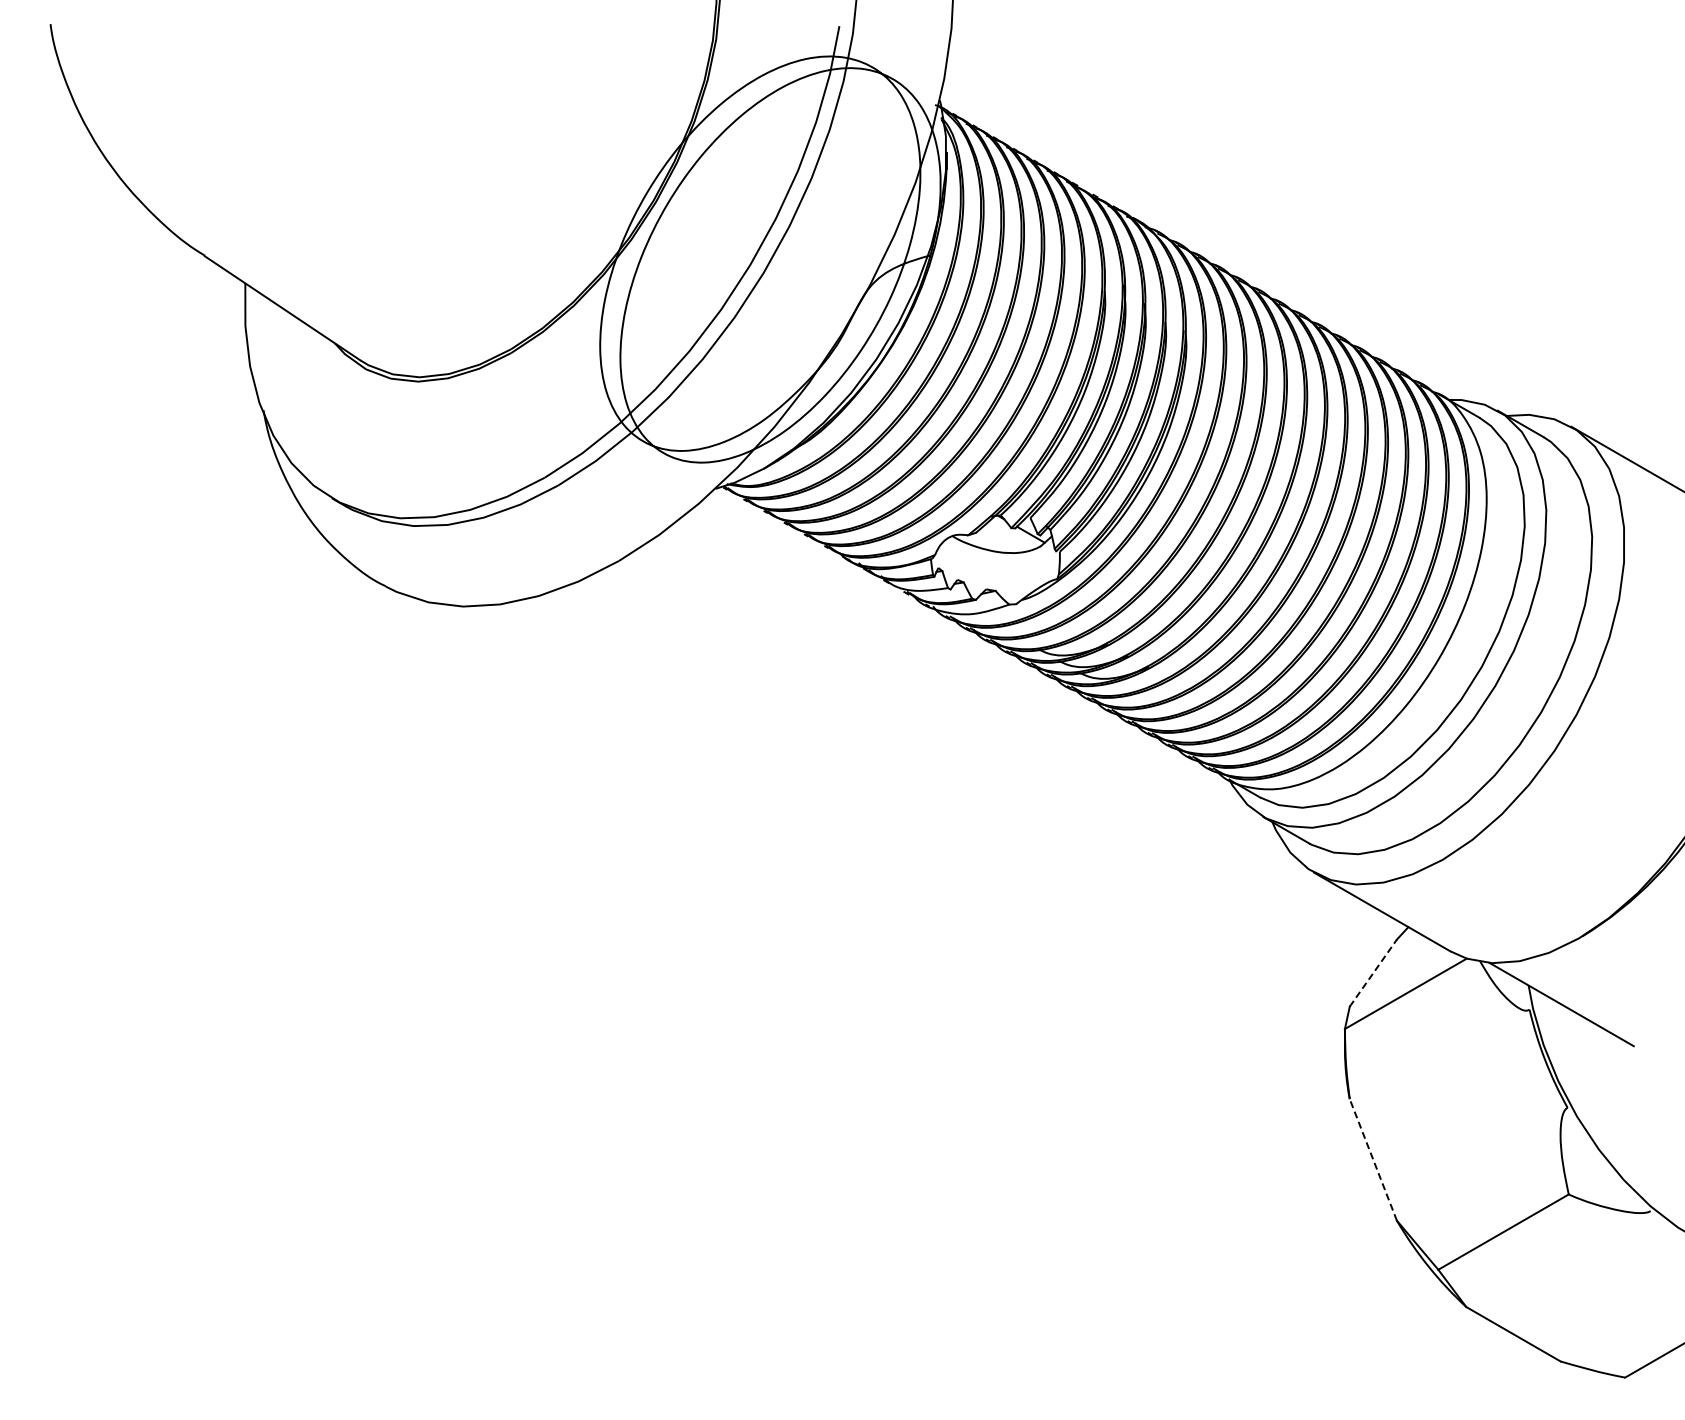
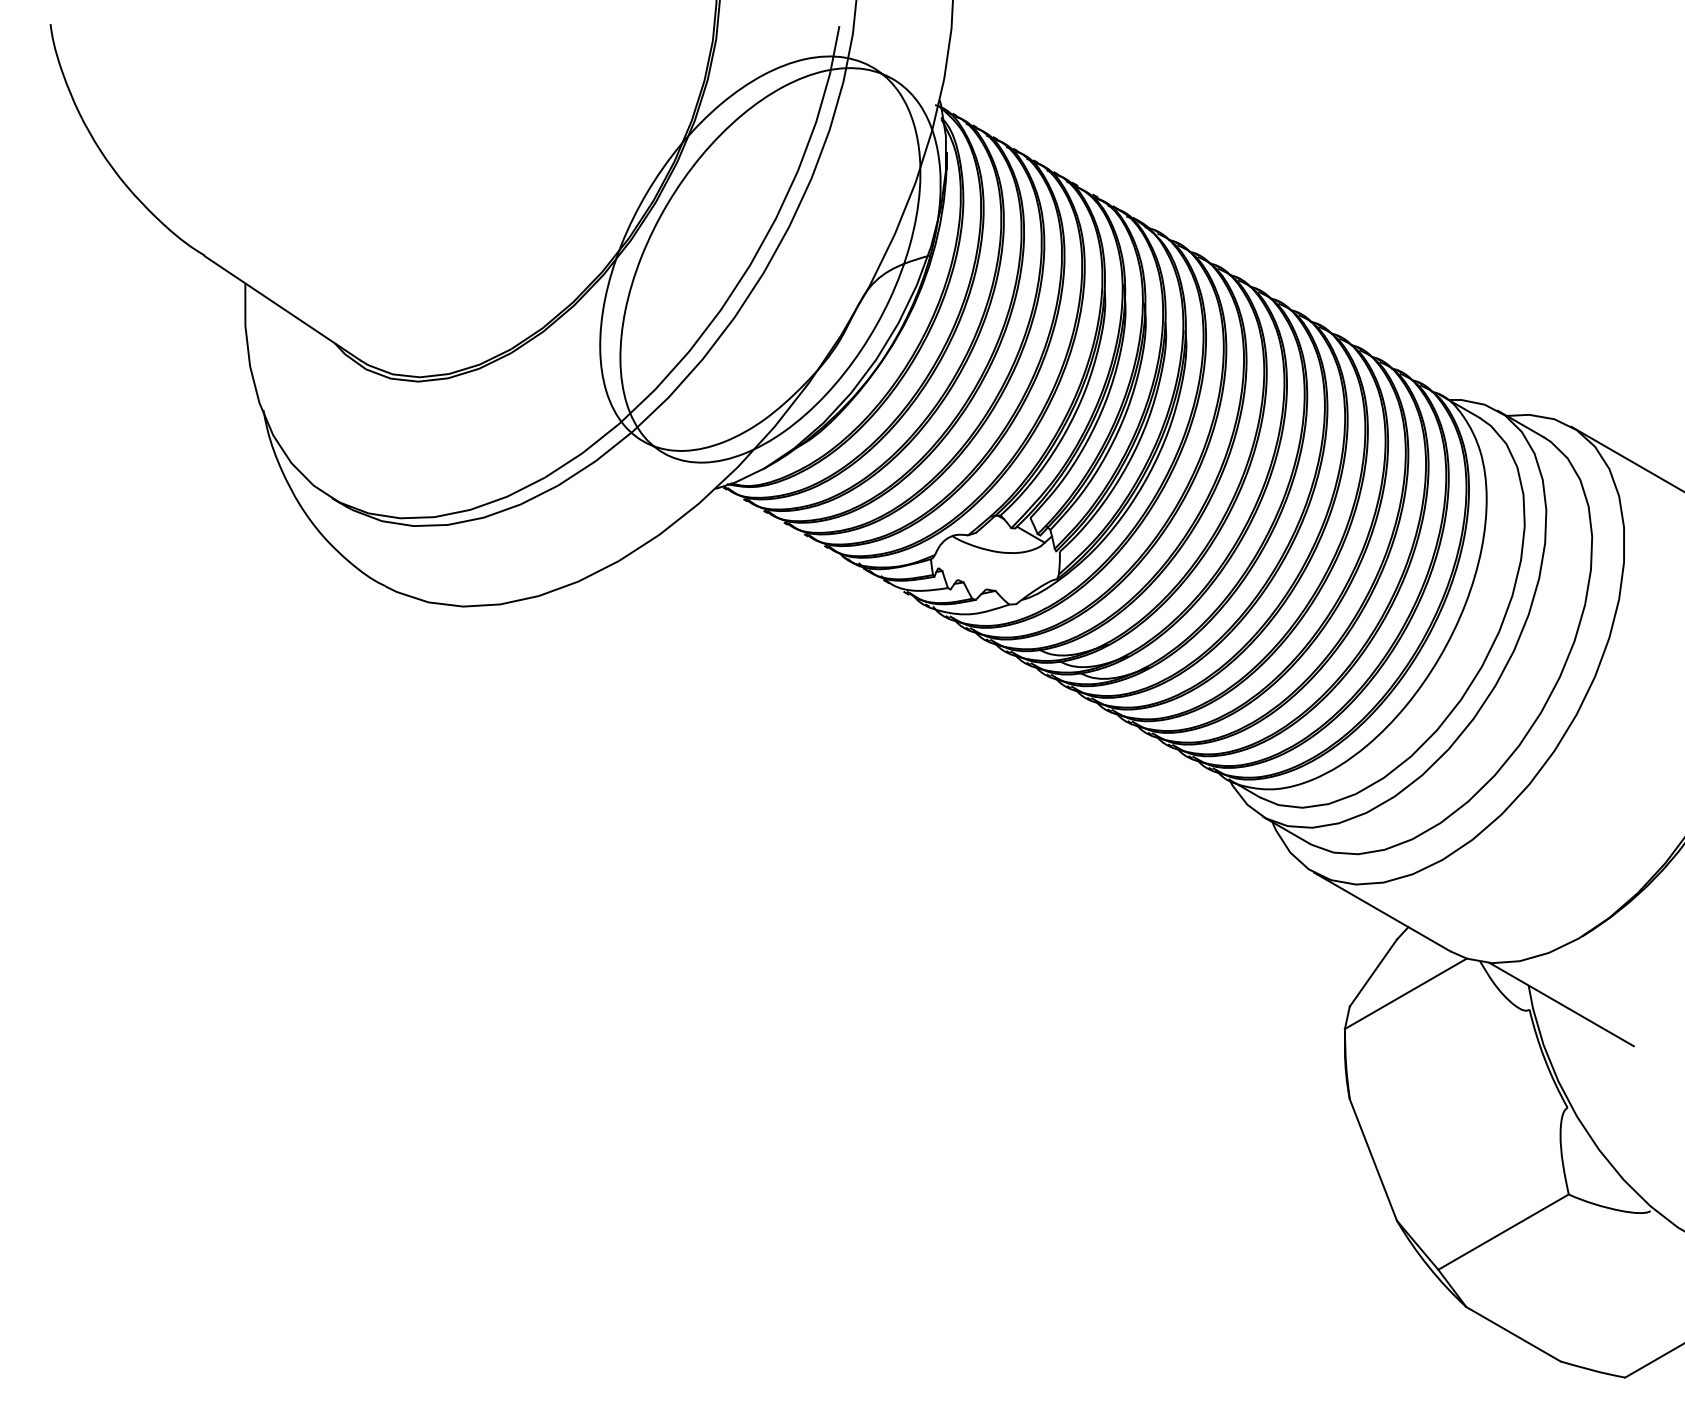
line: dashed -> solid (1373, 972)
line: dashed -> solid (1373, 1159)
